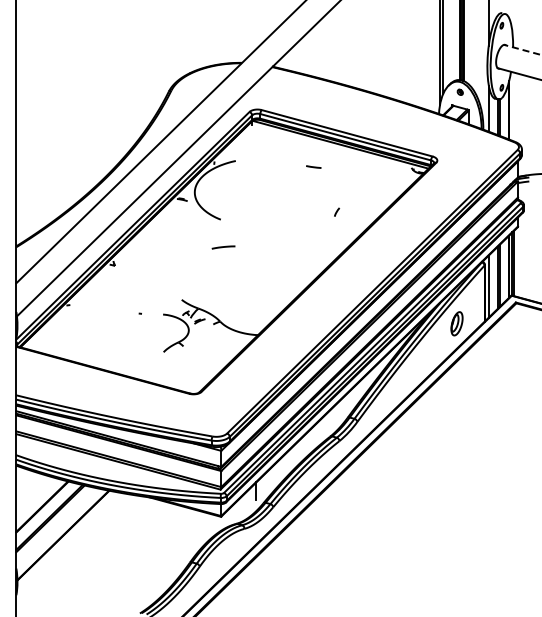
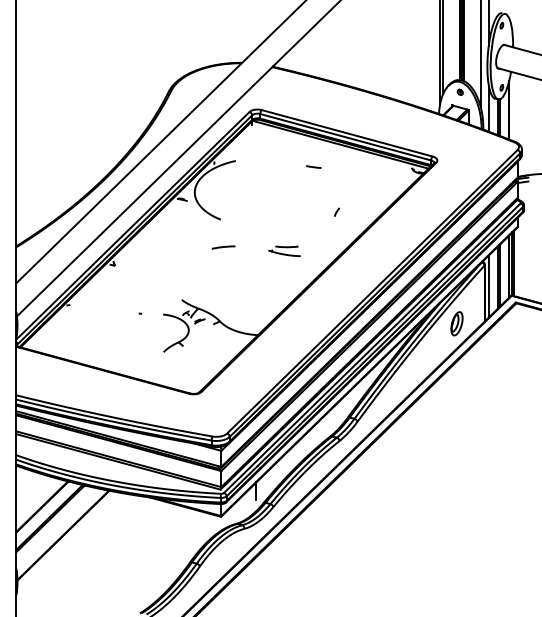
line: dashed -> solid (522, 49)
line: none -> present (480, 54)
part: none -> present (284, 250)
